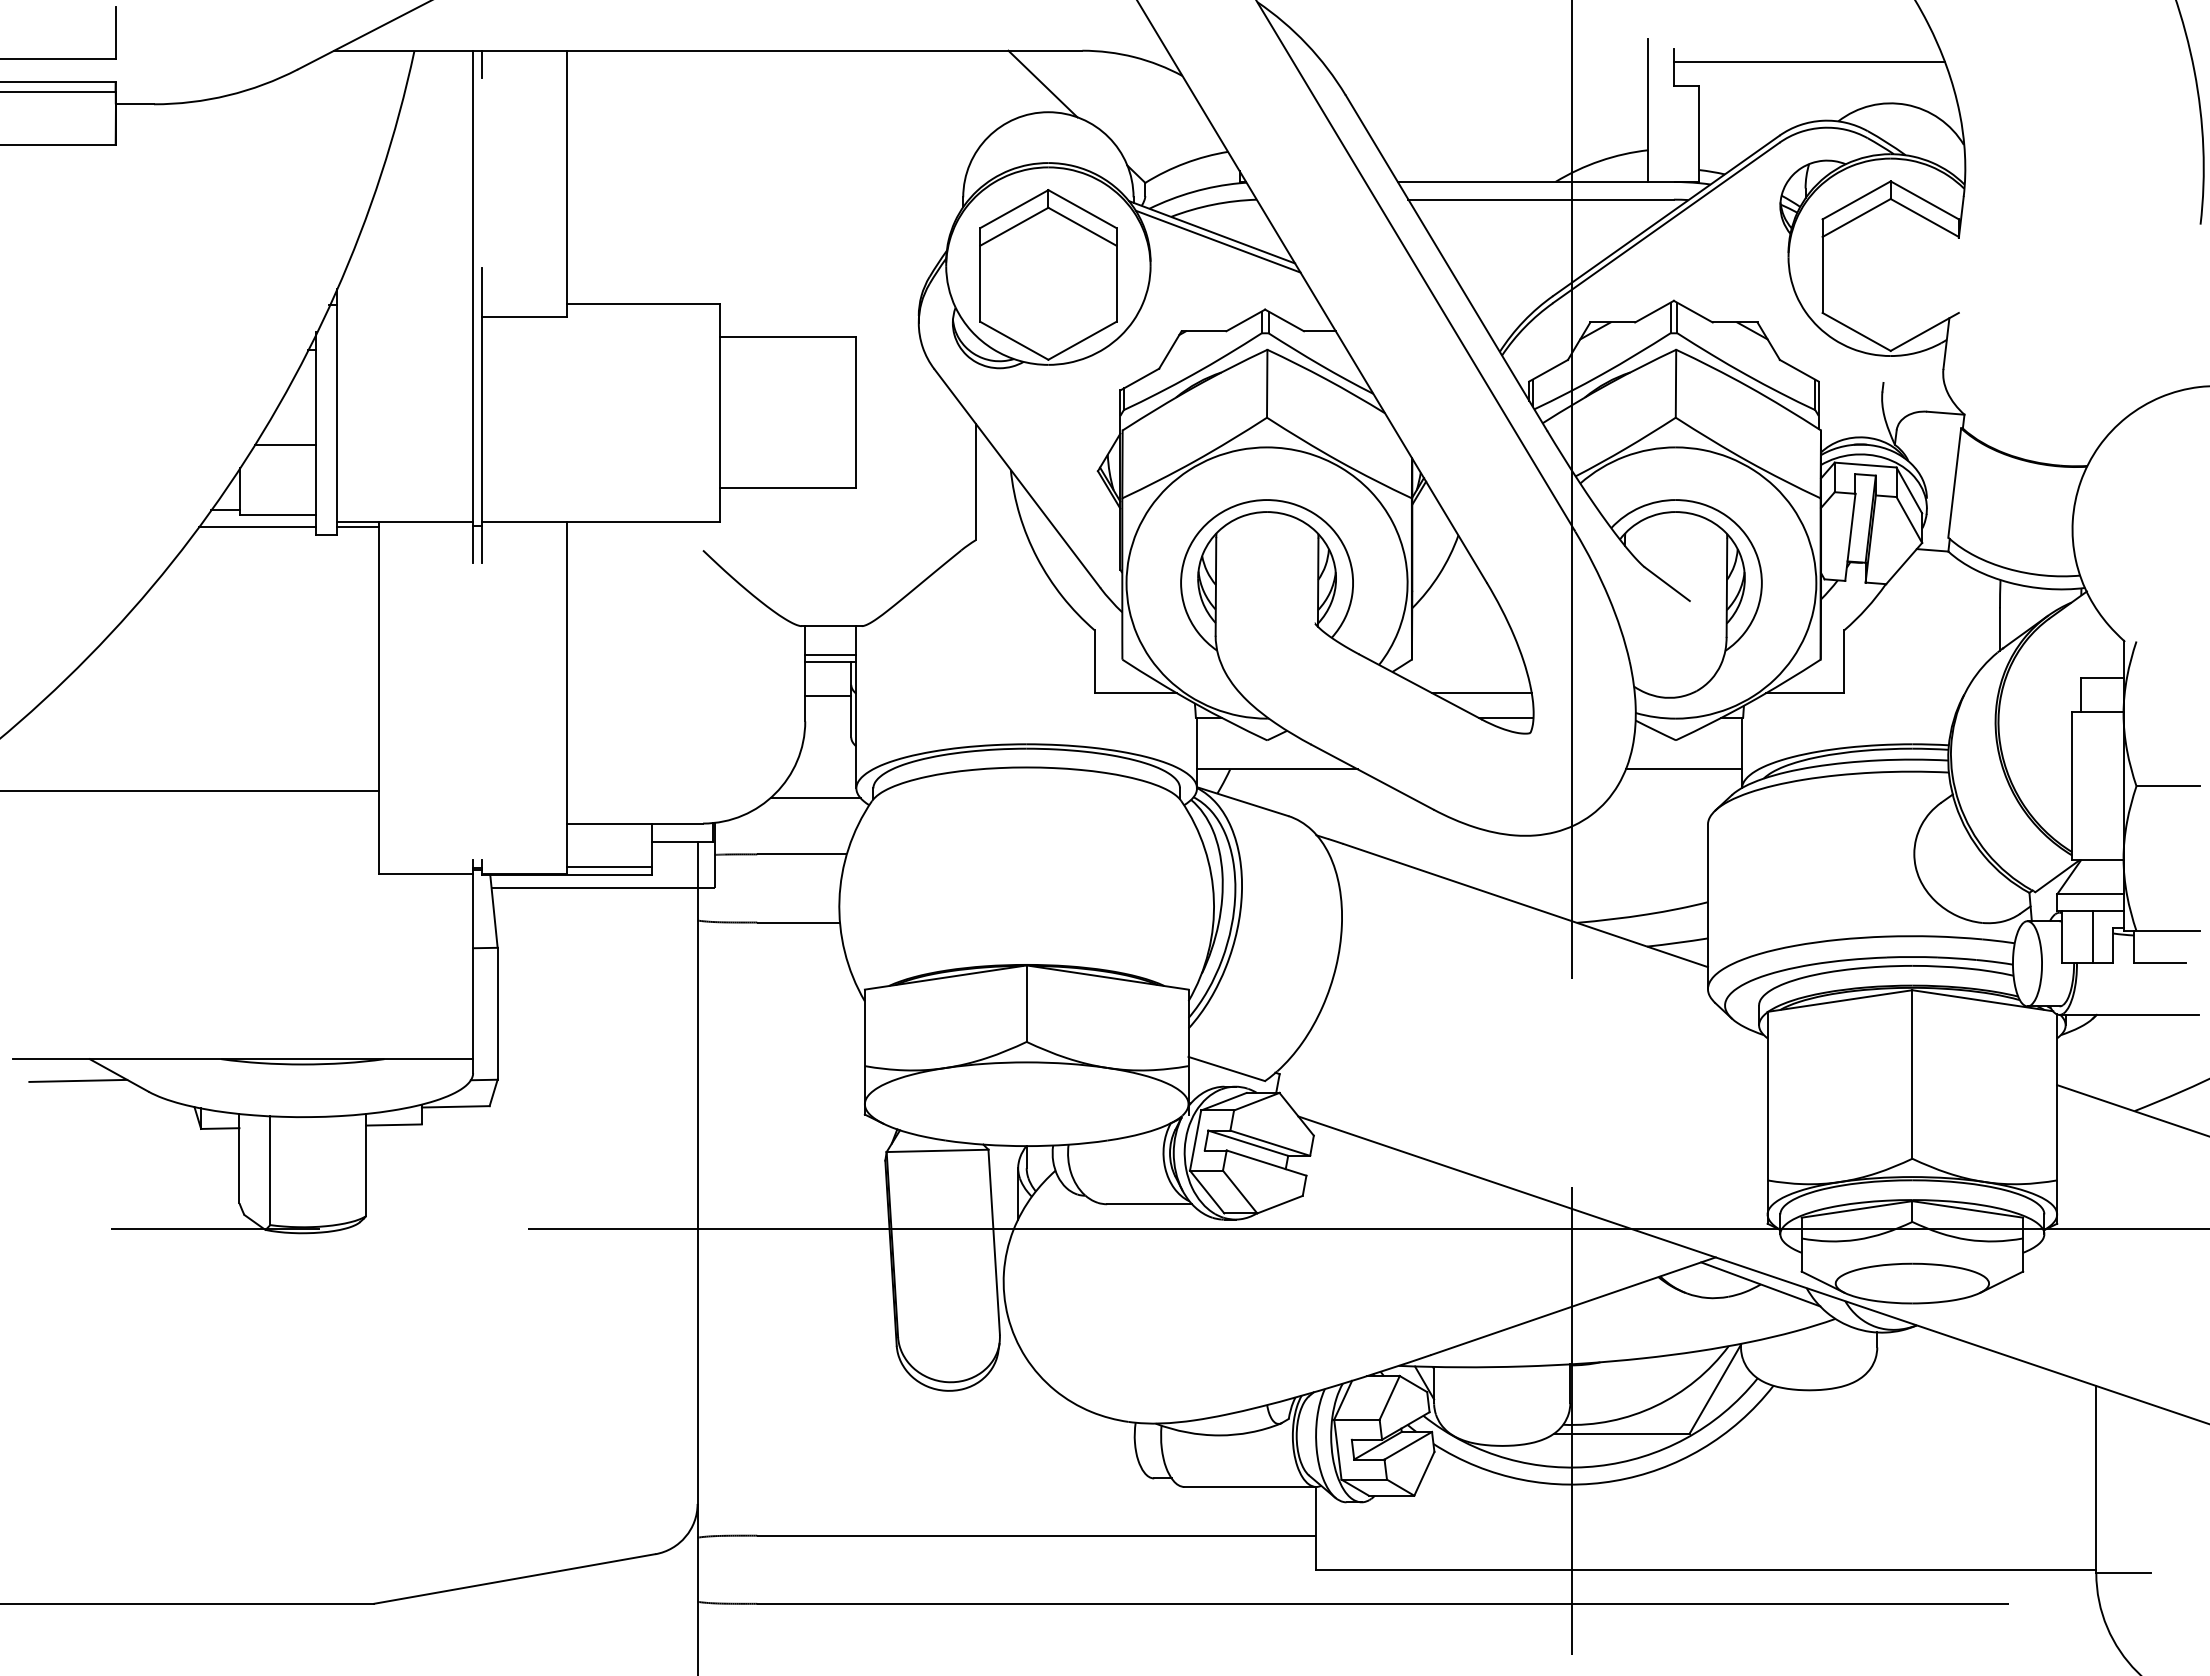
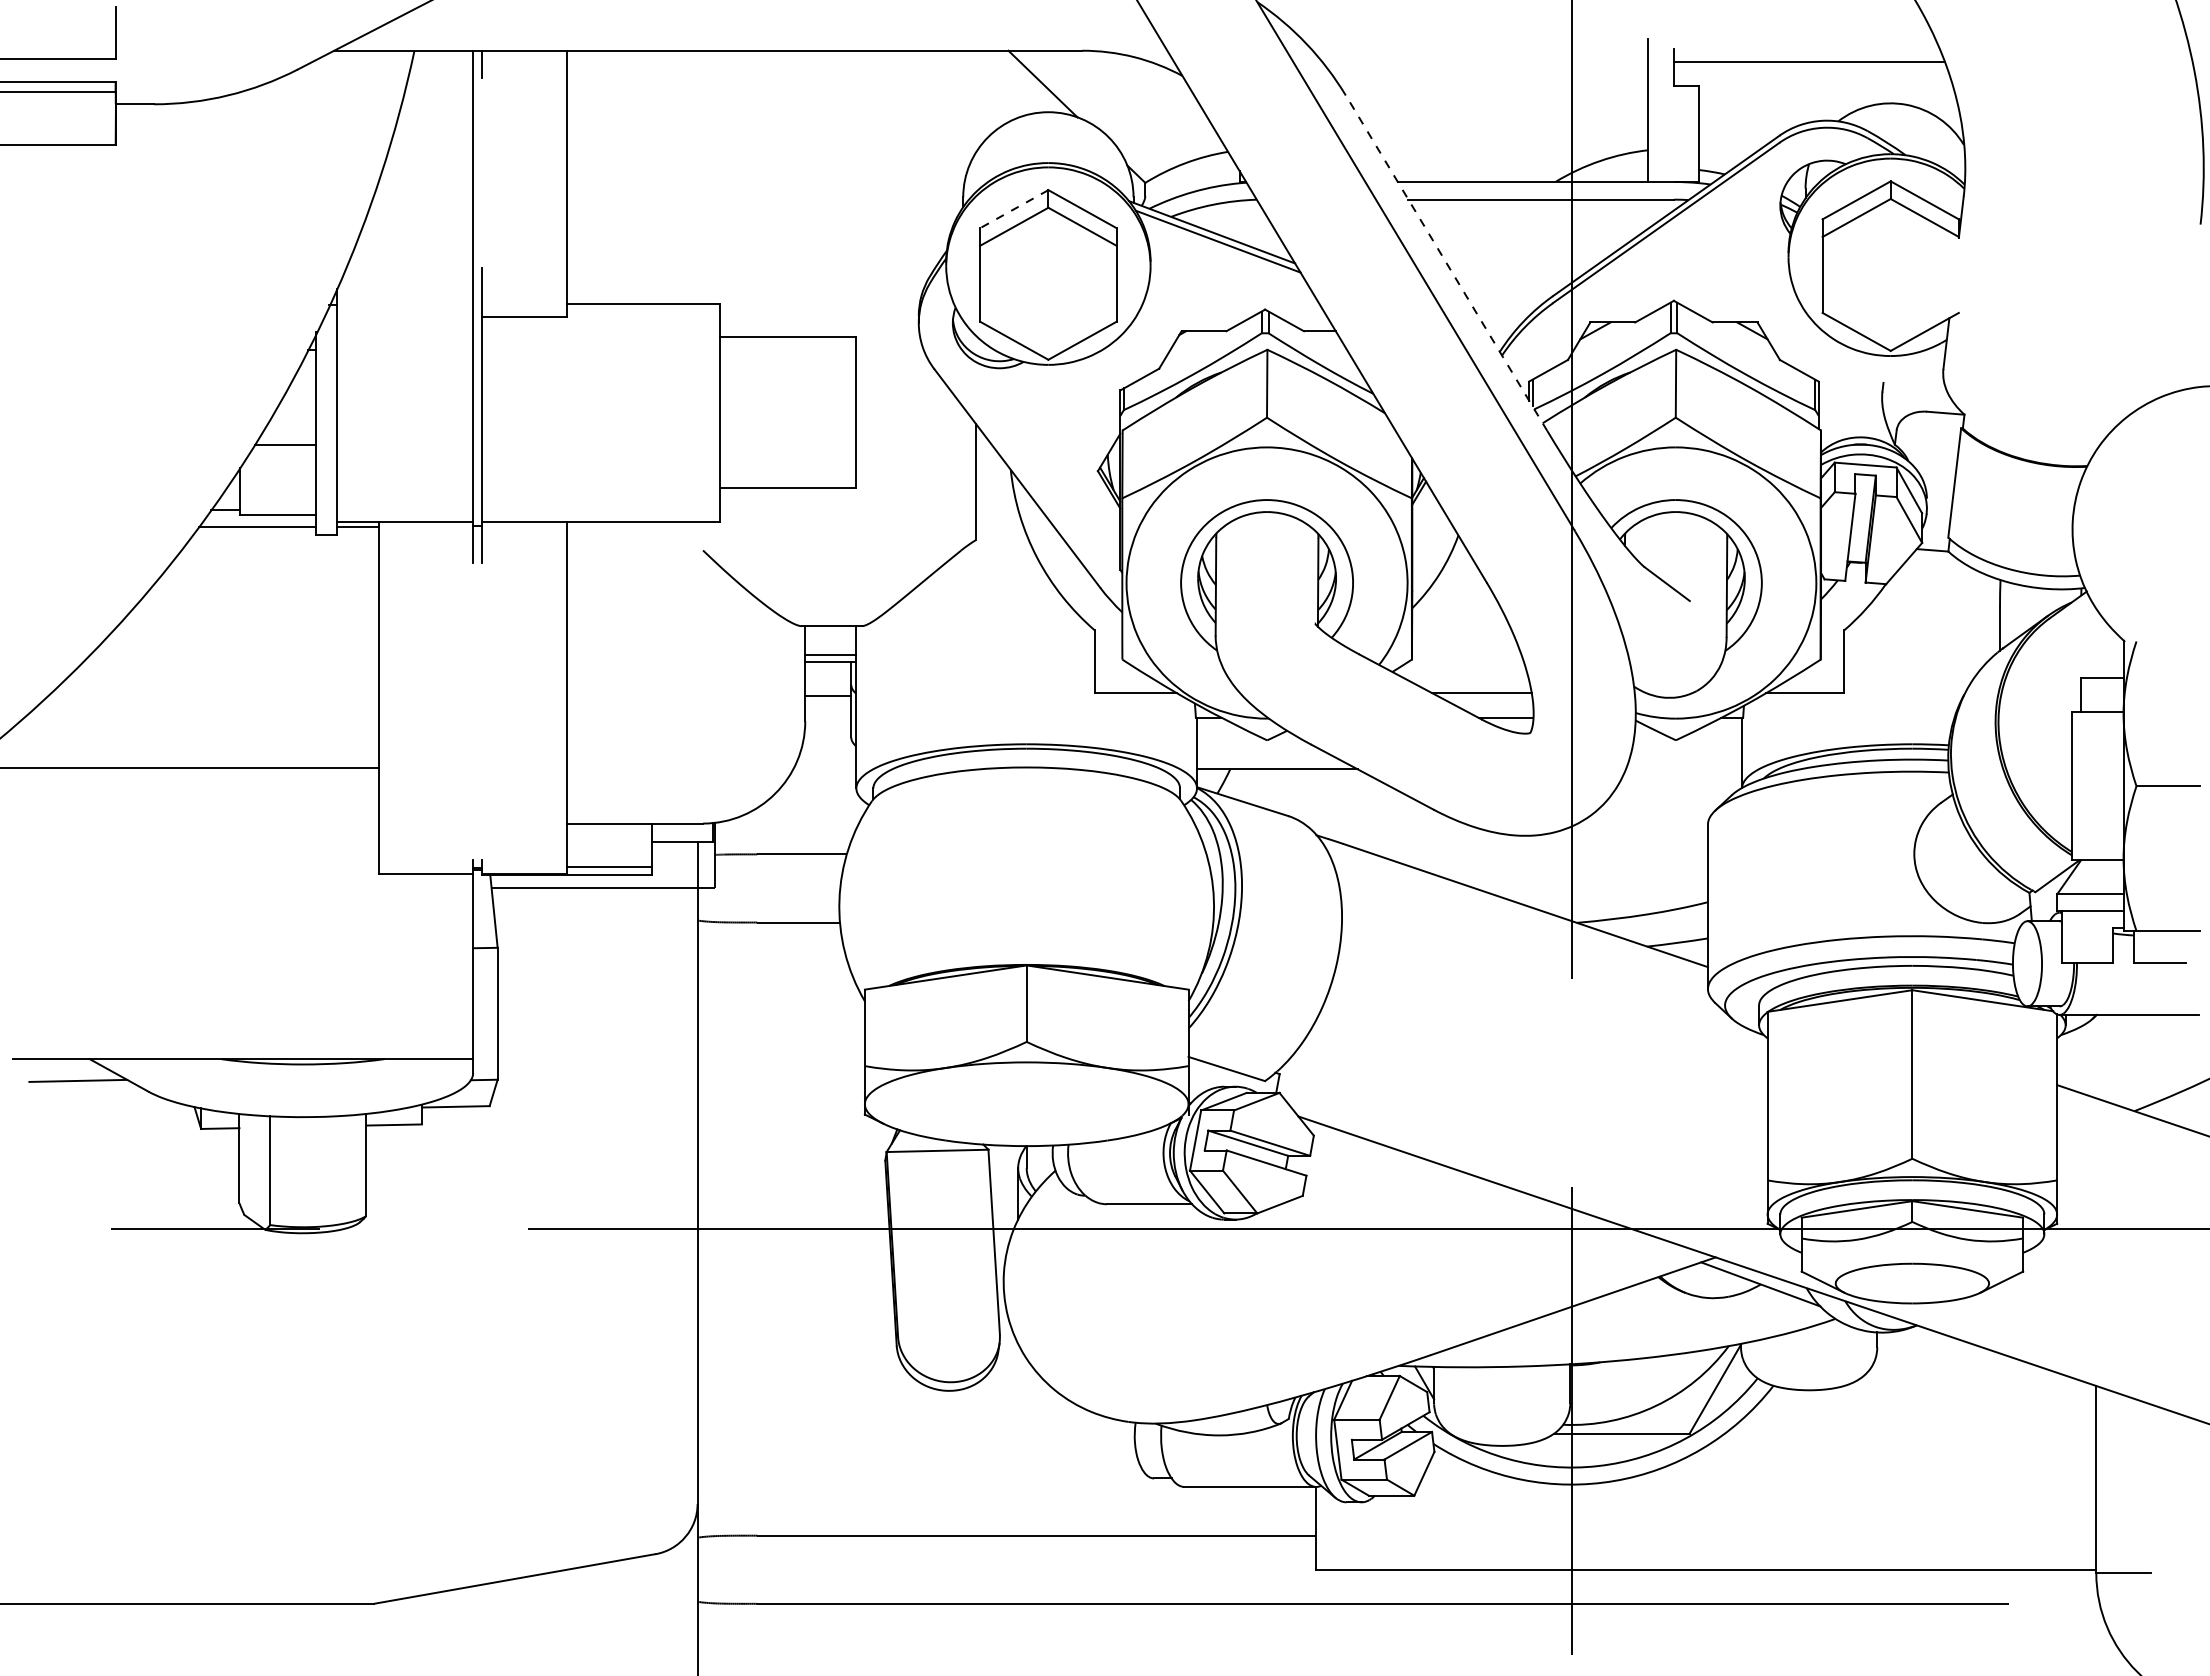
line: solid -> dashed (1013, 209)
line: solid -> dashed (1446, 263)
line: present -> none (1683, 769)
line position: (190, 790) -> (190, 767) (190, 767)
line: present -> none (815, 798)
line: present -> none (2092, 936)
